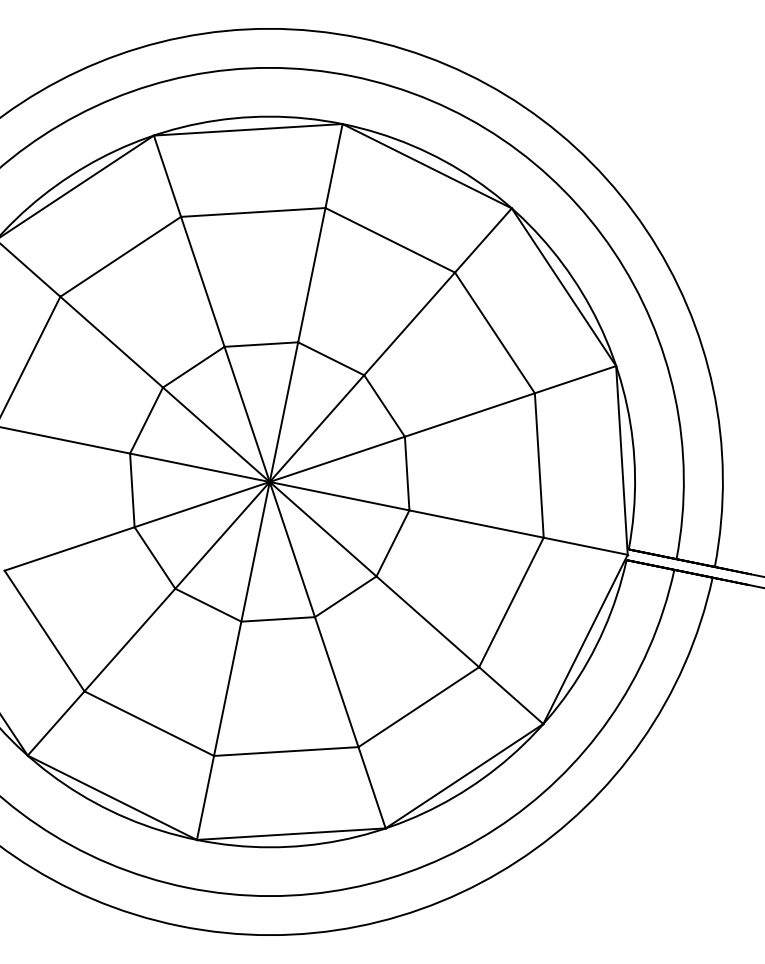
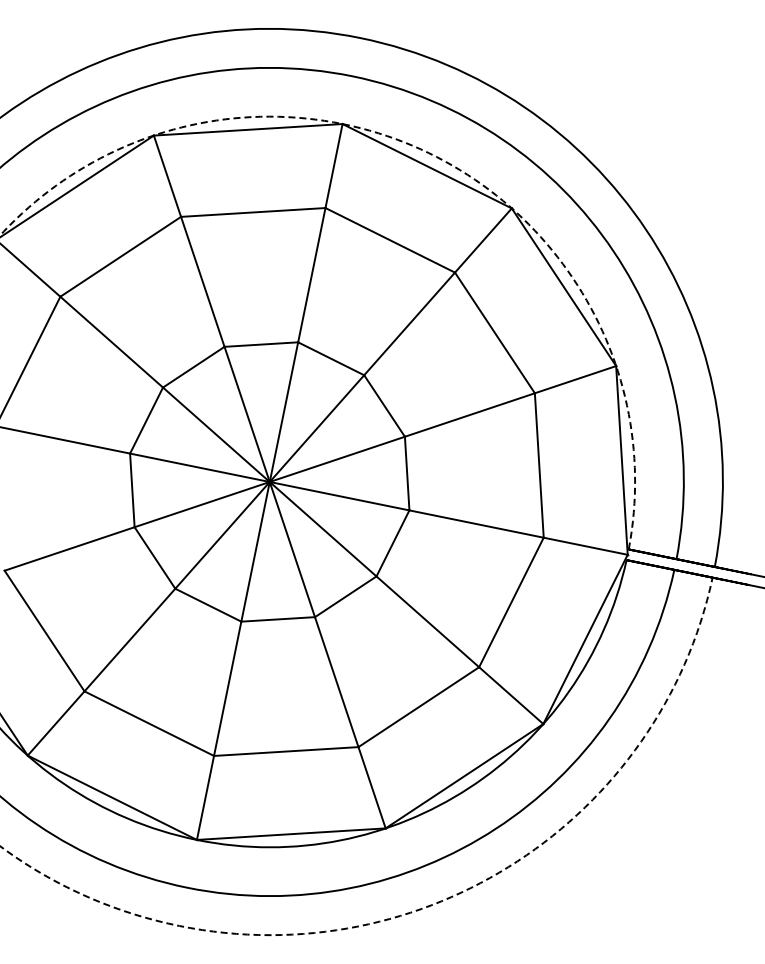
arc: solid -> dashed (432, 154)
arc: solid -> dashed (422, 908)
